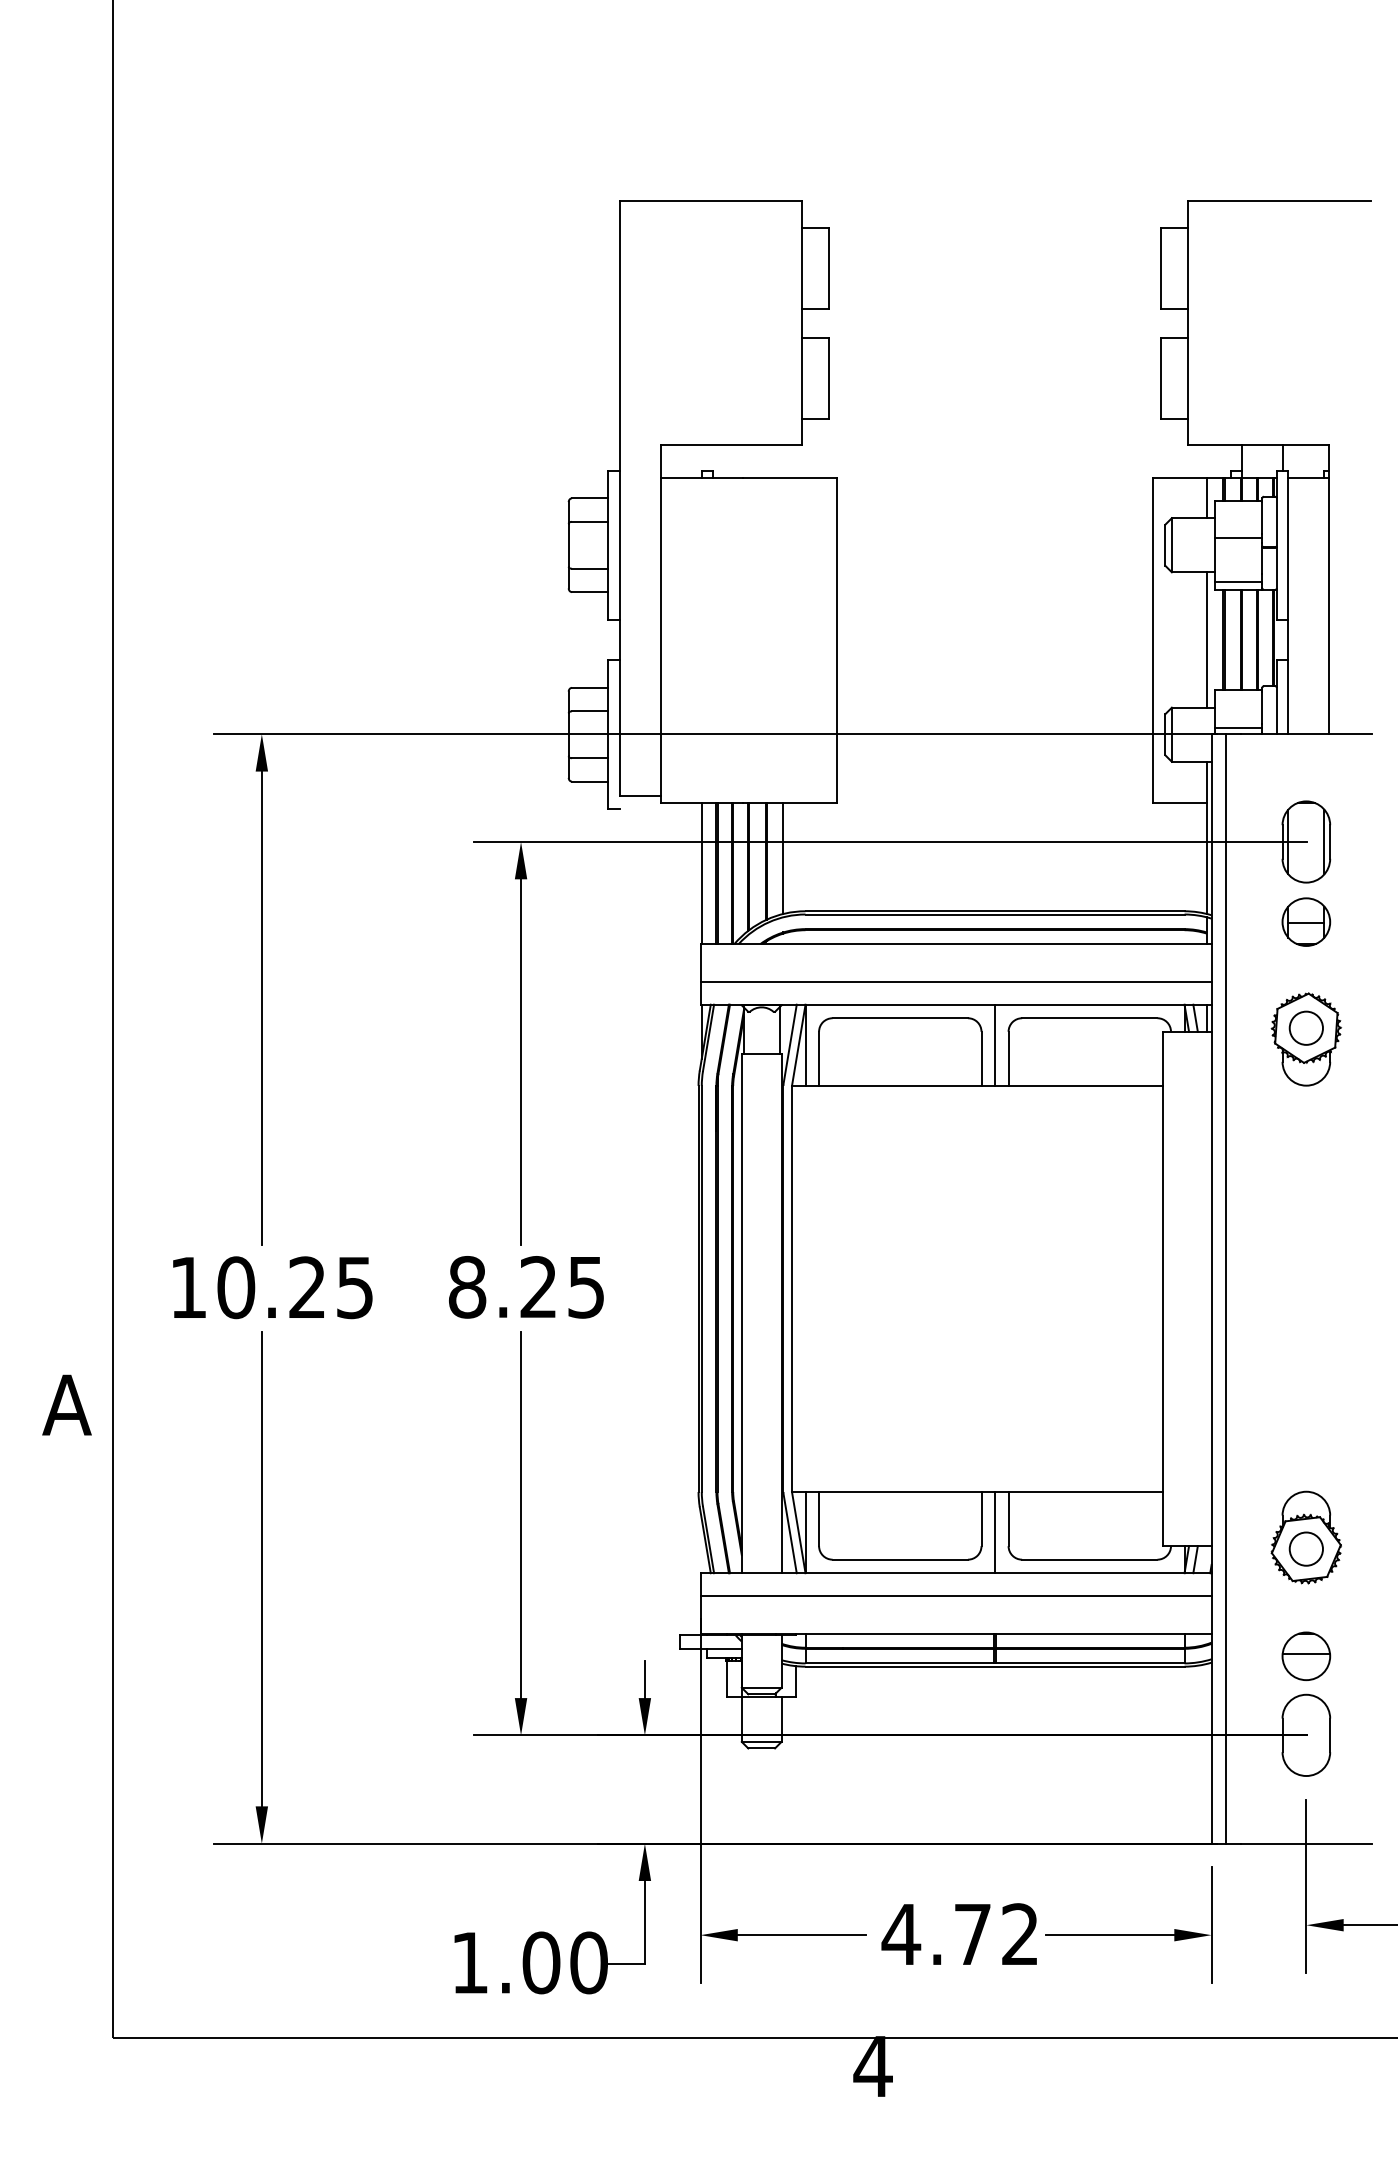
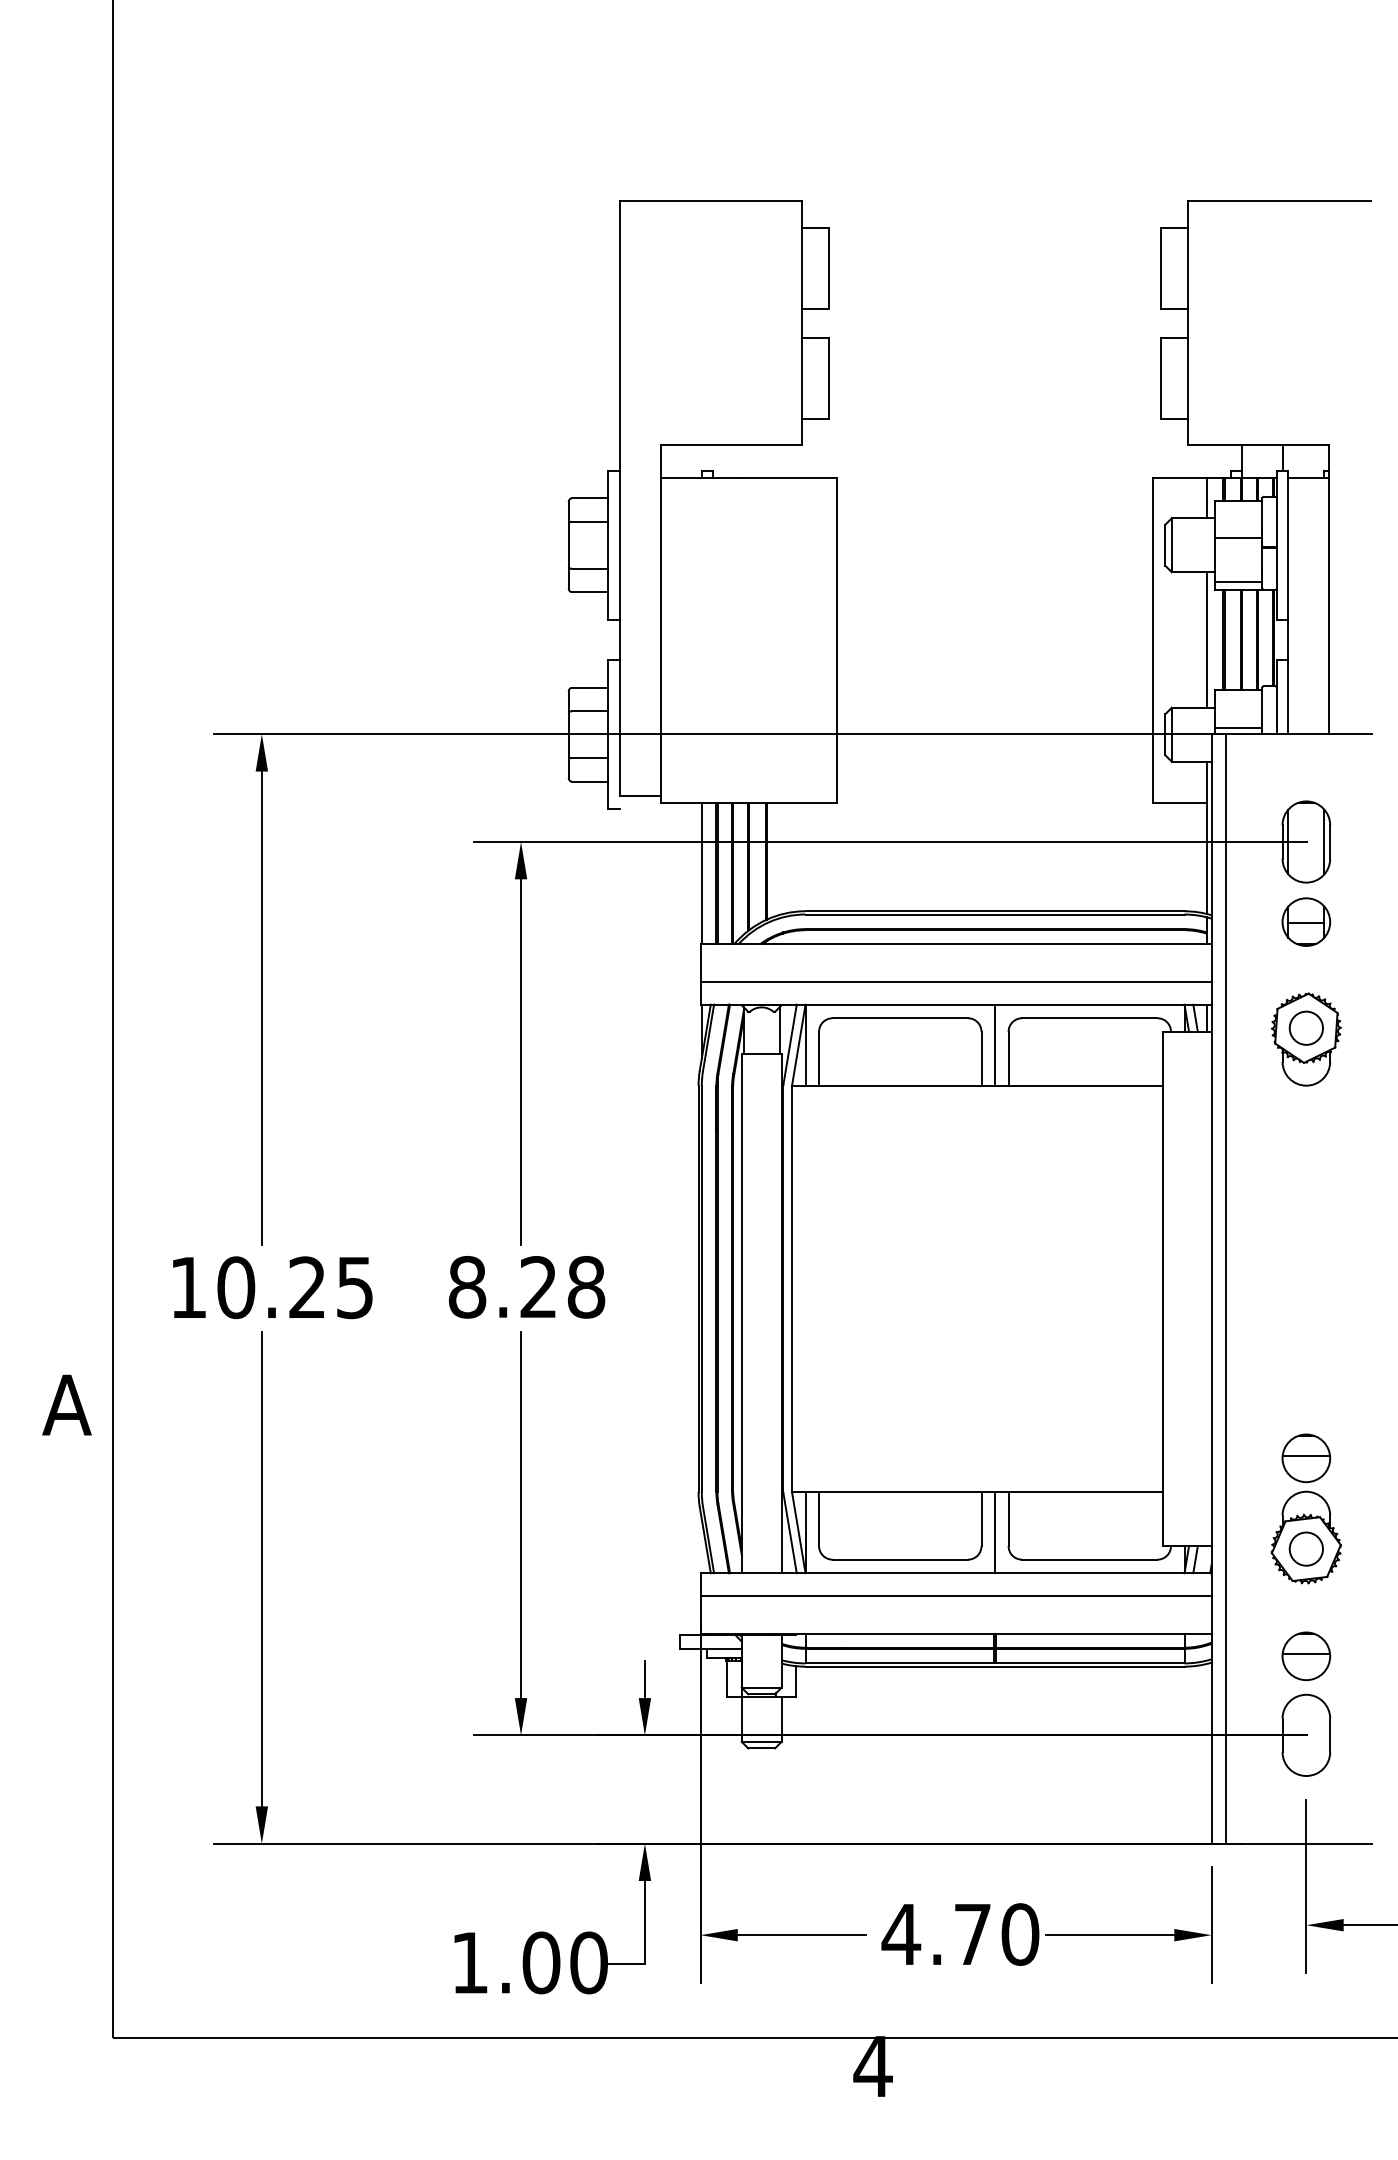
line: present -> none (783, 857)
text: 8.25 -> 8.28 (586, 1287)
part: none -> present (1306, 1458)
text: 4.72 -> 4.70 (1020, 1934)
